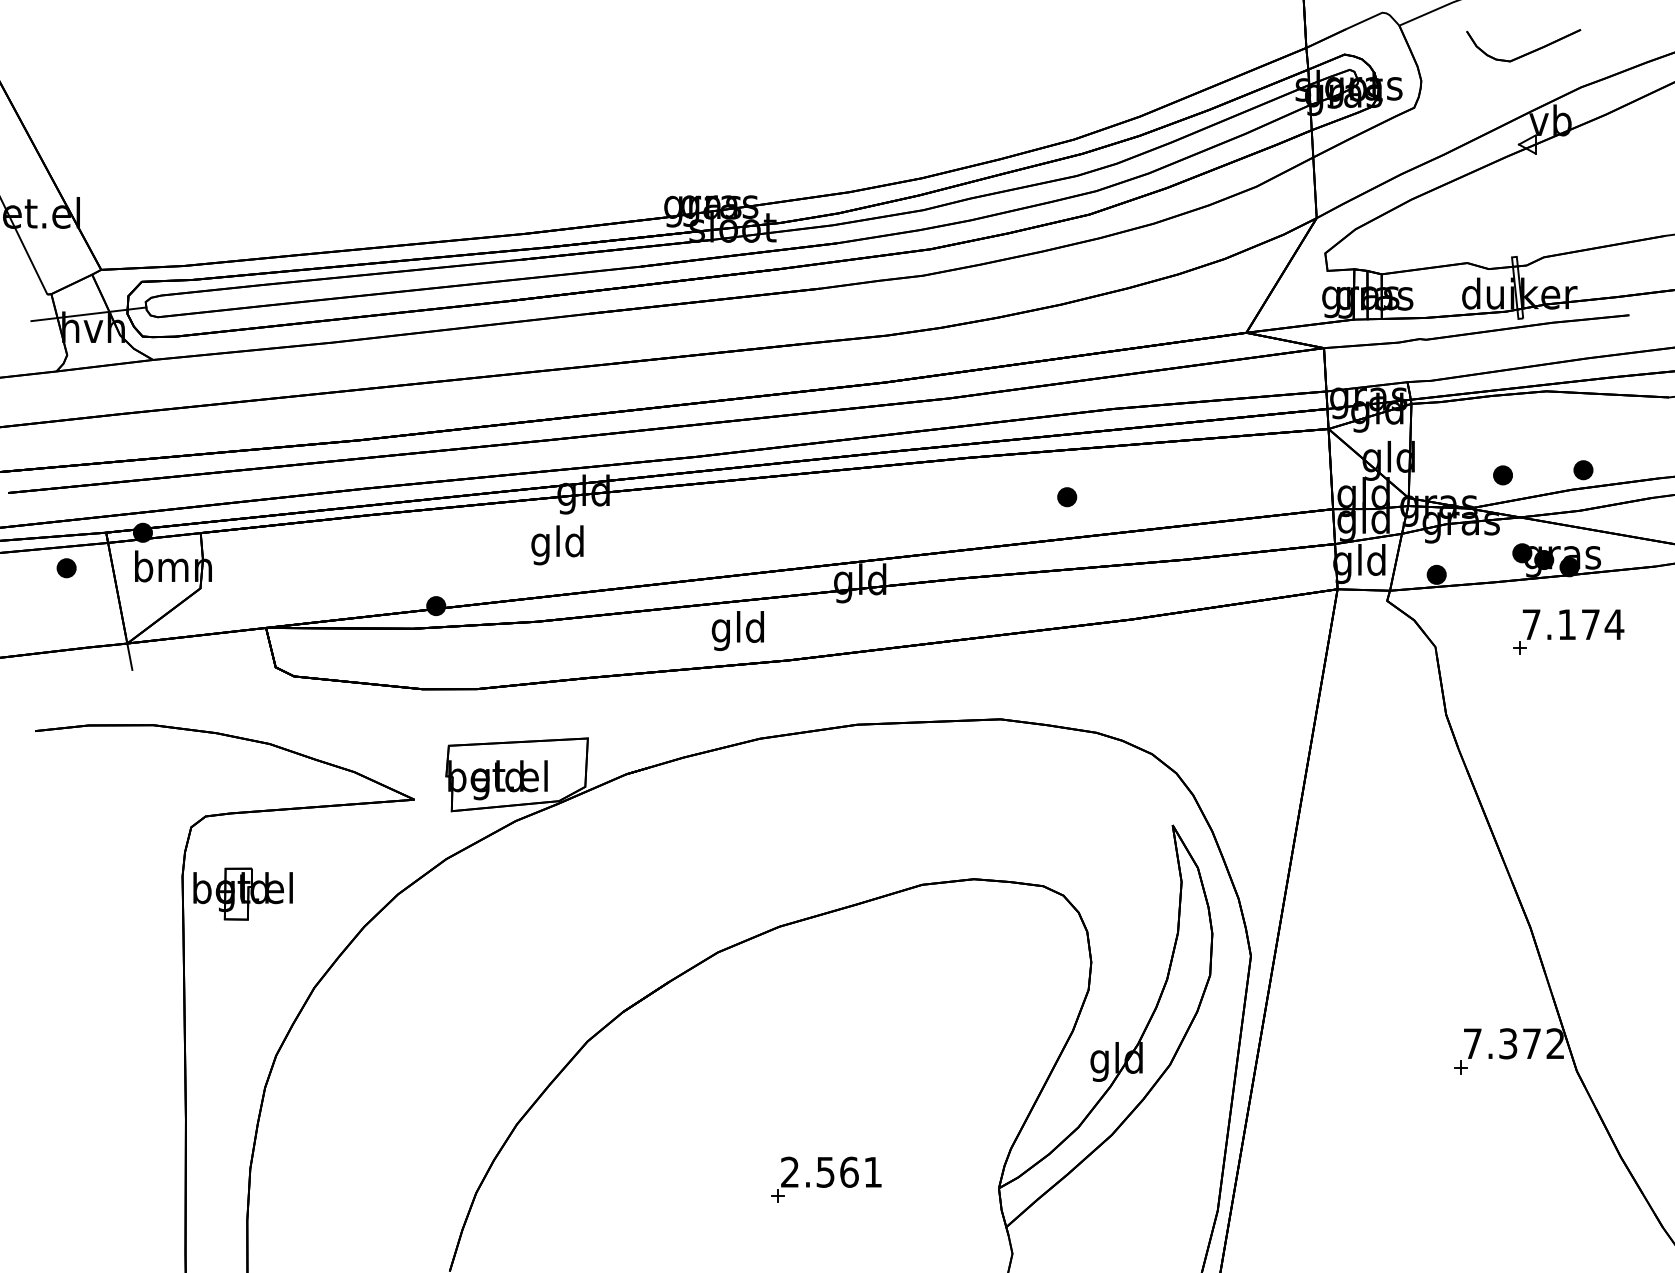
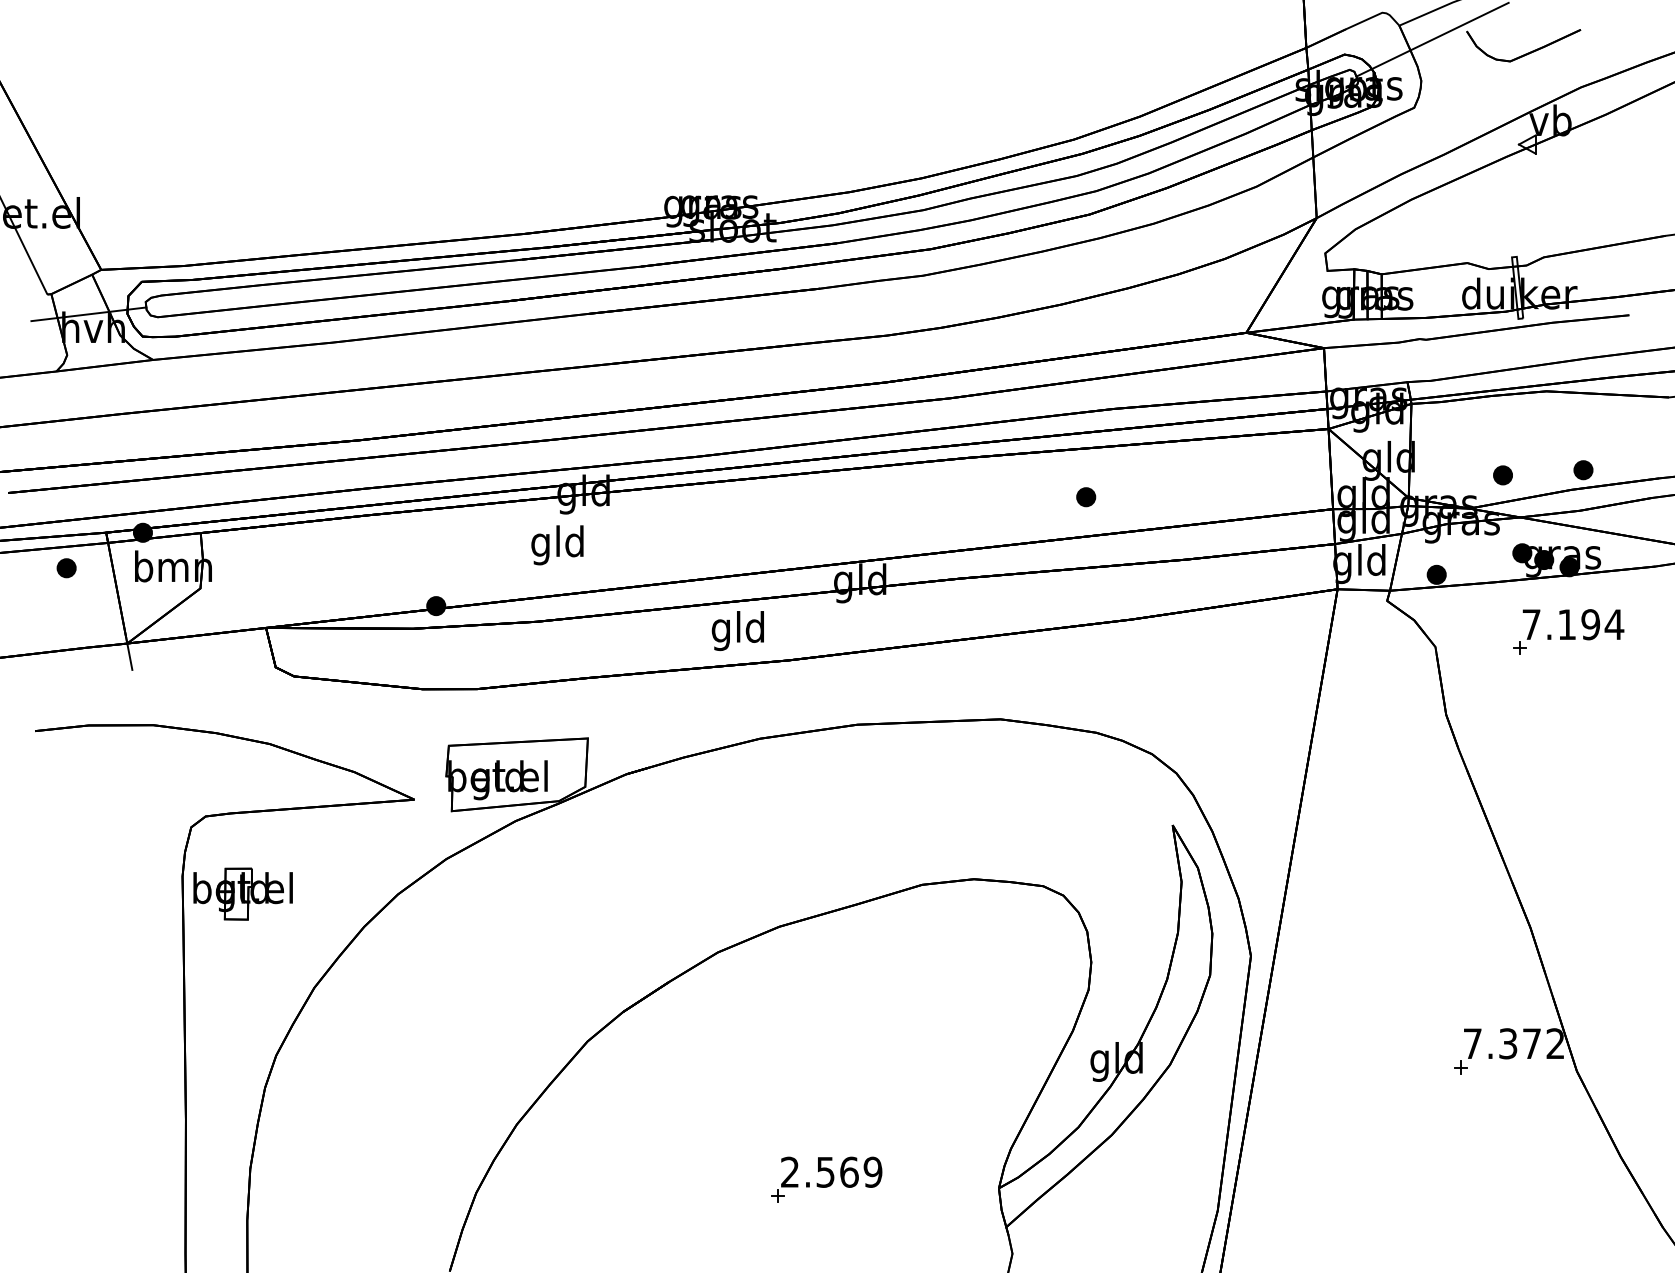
line: none -> present (1432, 39)
part position: (1067, 497) -> (1086, 497) (1086, 497)
text: 7.174 -> 7.194 (1590, 624)
text: 2.561 -> 2.569 (872, 1171)
